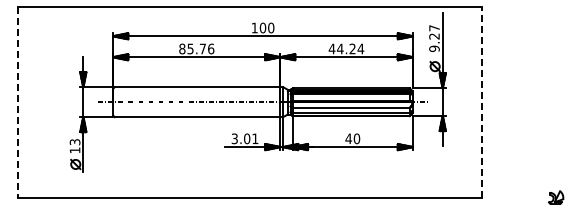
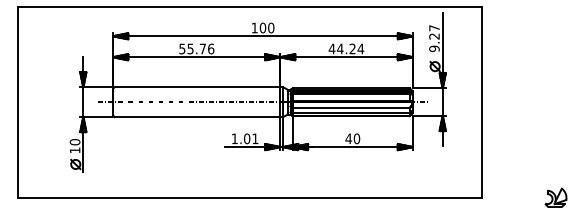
text: 85.76 -> 55.76 (182, 48)
line: dashed -> solid (17, 102)
line: dashed -> solid (482, 102)
text: 3.01 -> 1.01 (234, 138)
text: 13 -> 10 (74, 142)
part size: 17x15 px -> 24x21 px (555, 197)
